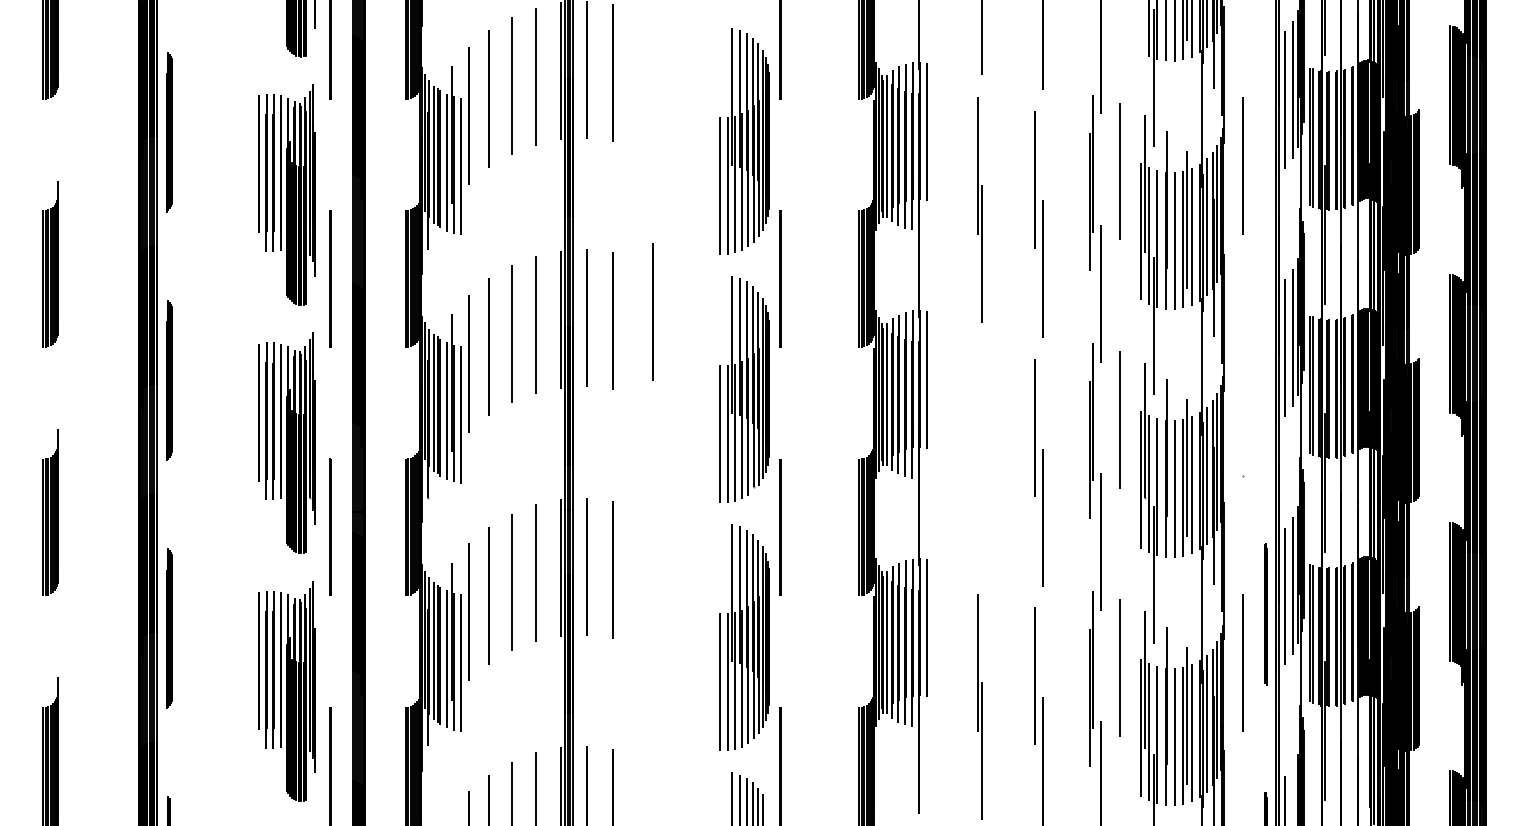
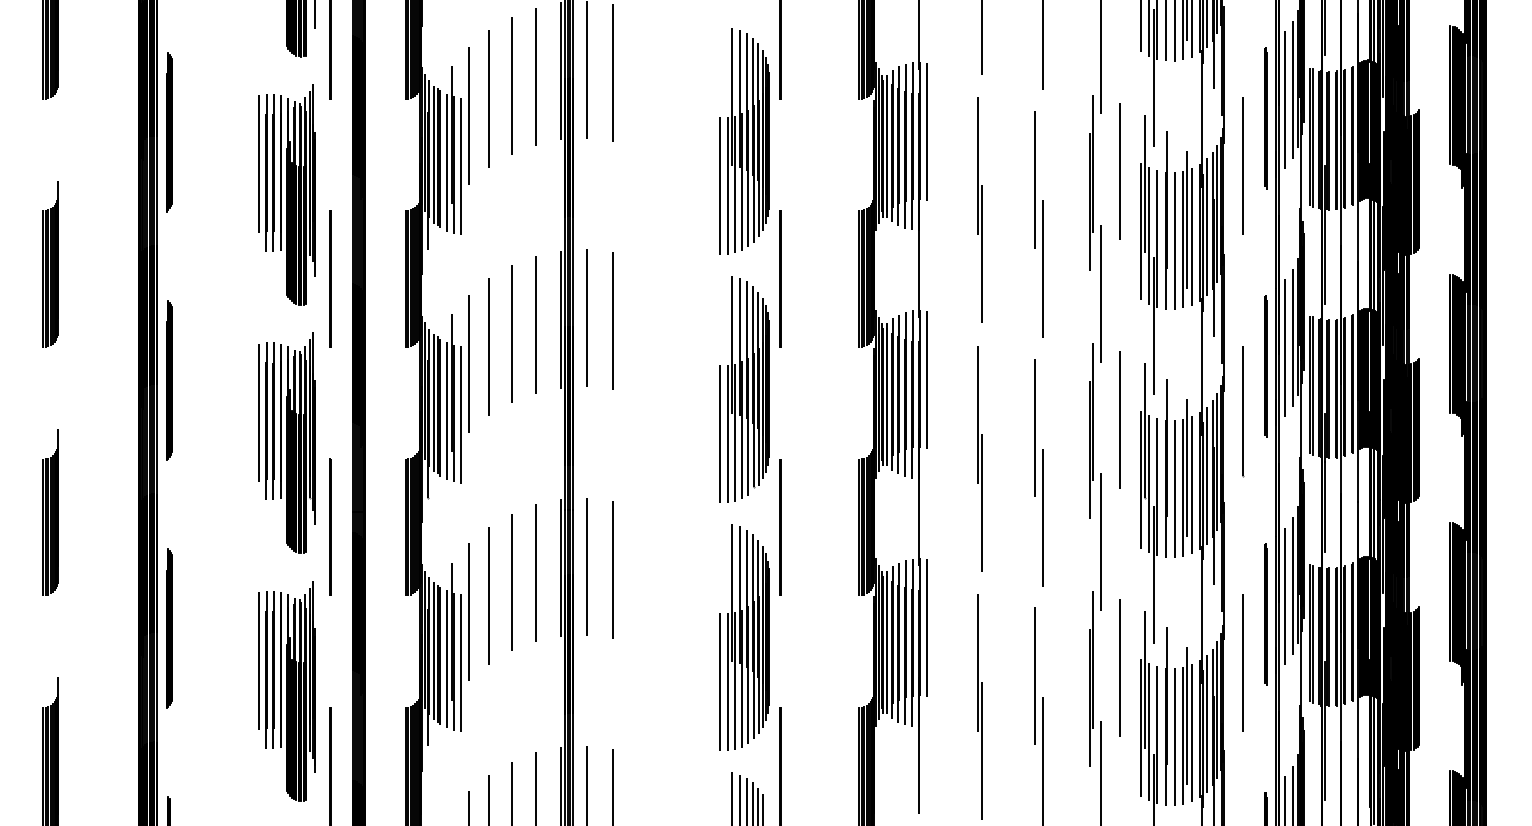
line: none -> present (1141, 27)
line: none -> present (1265, 118)
line: present -> none (652, 311)
line: none -> present (1265, 366)
line: none -> present (1242, 410)
part: none -> present (979, 458)
line: none -> present (1292, 793)
